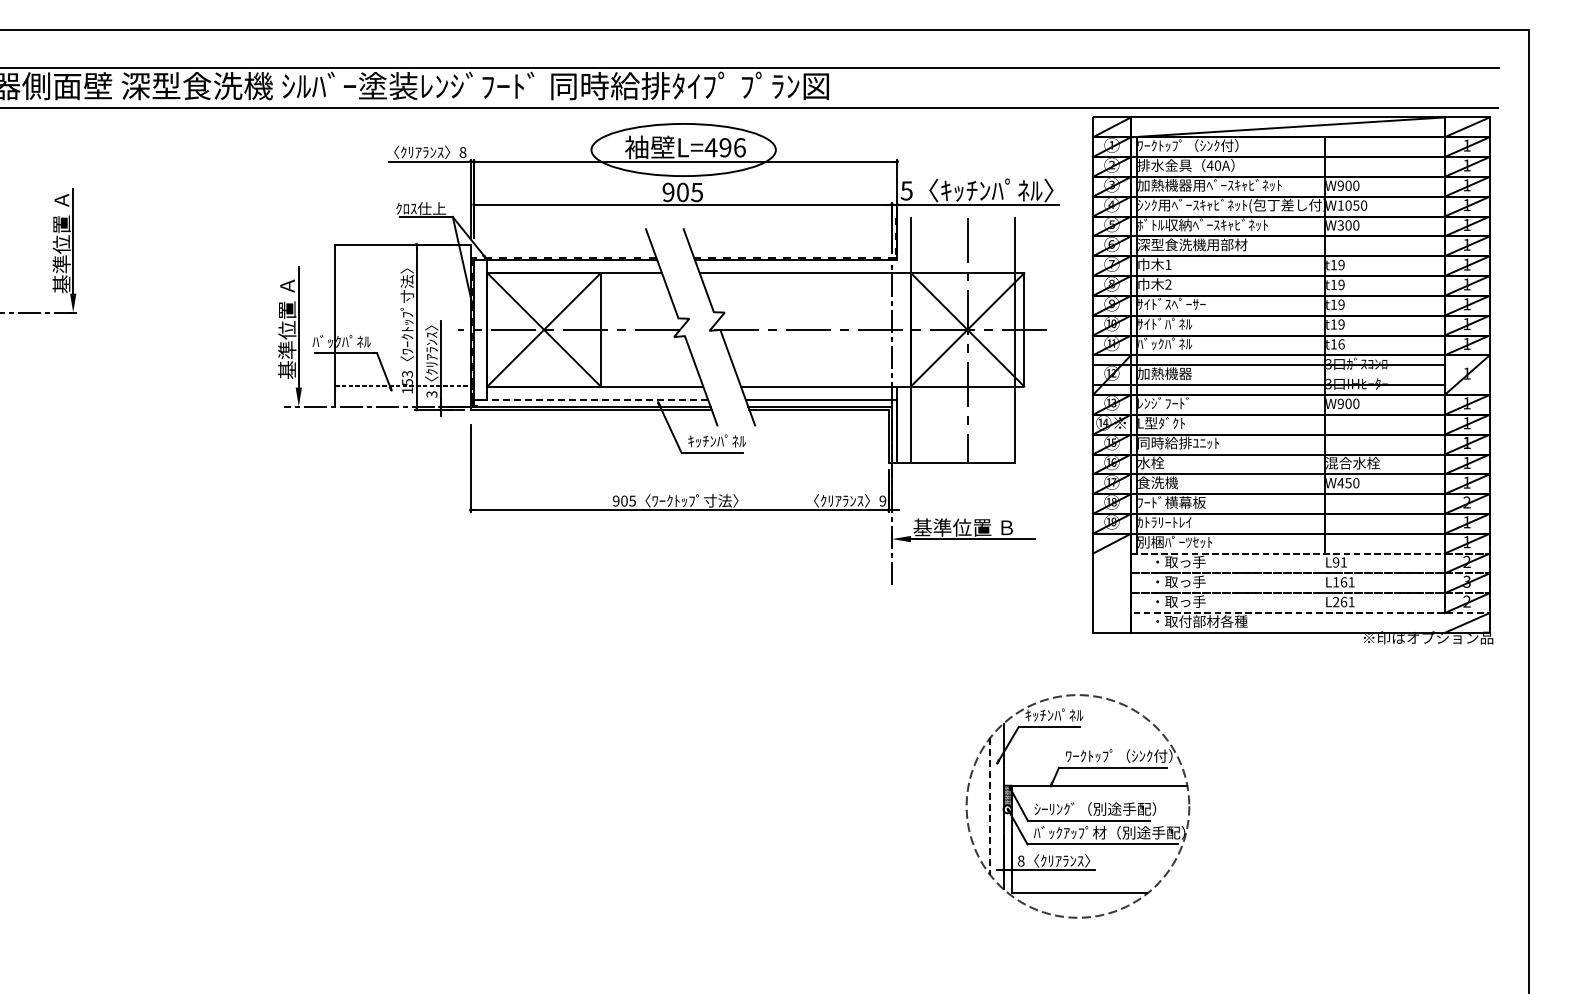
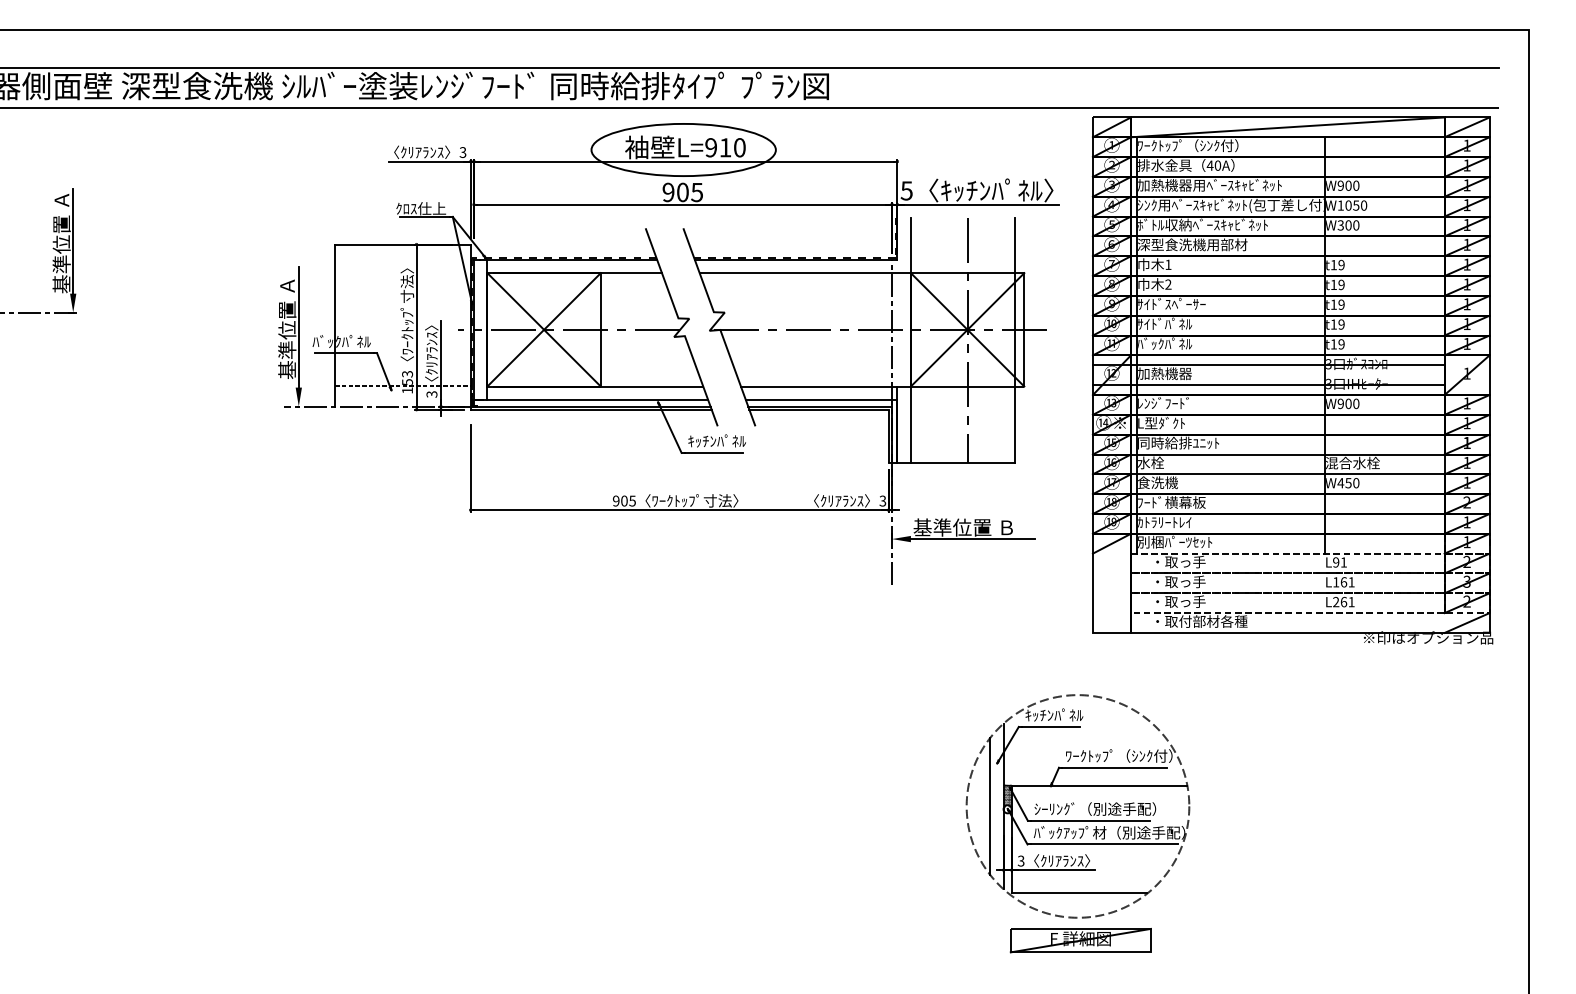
text: L=496 -> L=910 (724, 147)
text: 8 -> 3 (462, 152)
text: t16 -> t19 (1341, 344)
line: dashed -> solid (590, 400)
text: 9 -> 3 (882, 501)
line: dashed -> solid (990, 806)
text: 8 -> 3 (1020, 860)
part: none -> present (1080, 940)
